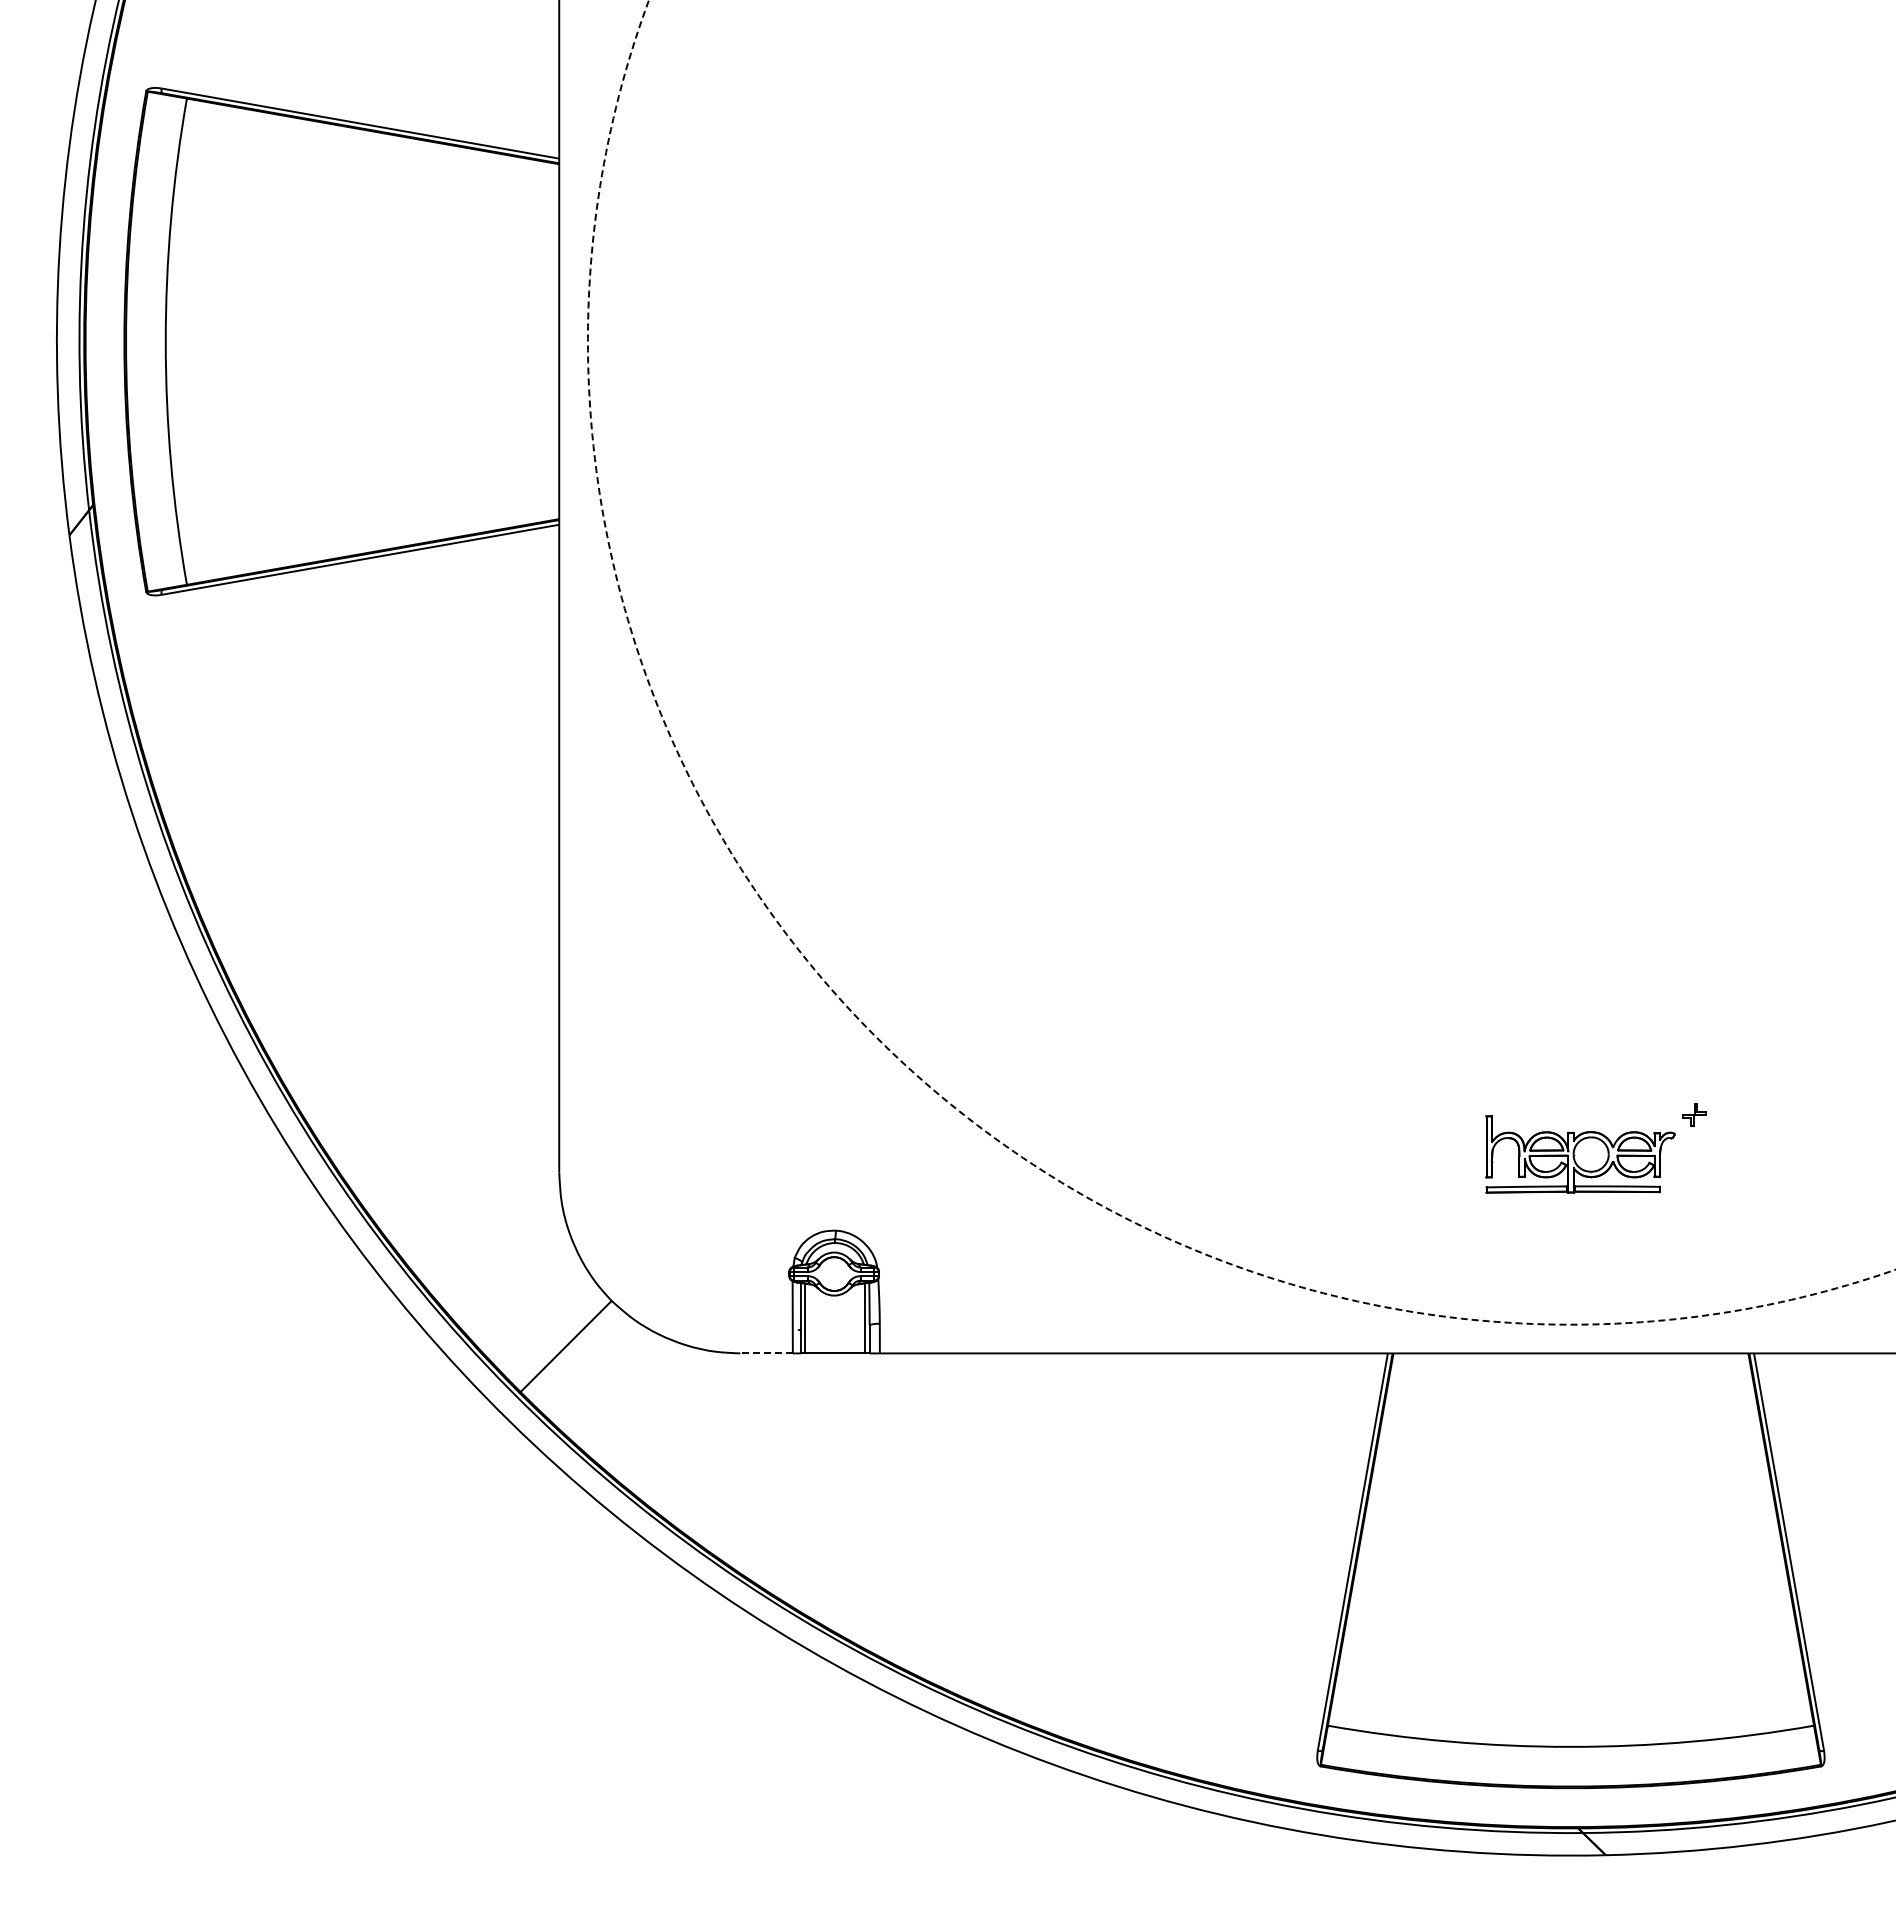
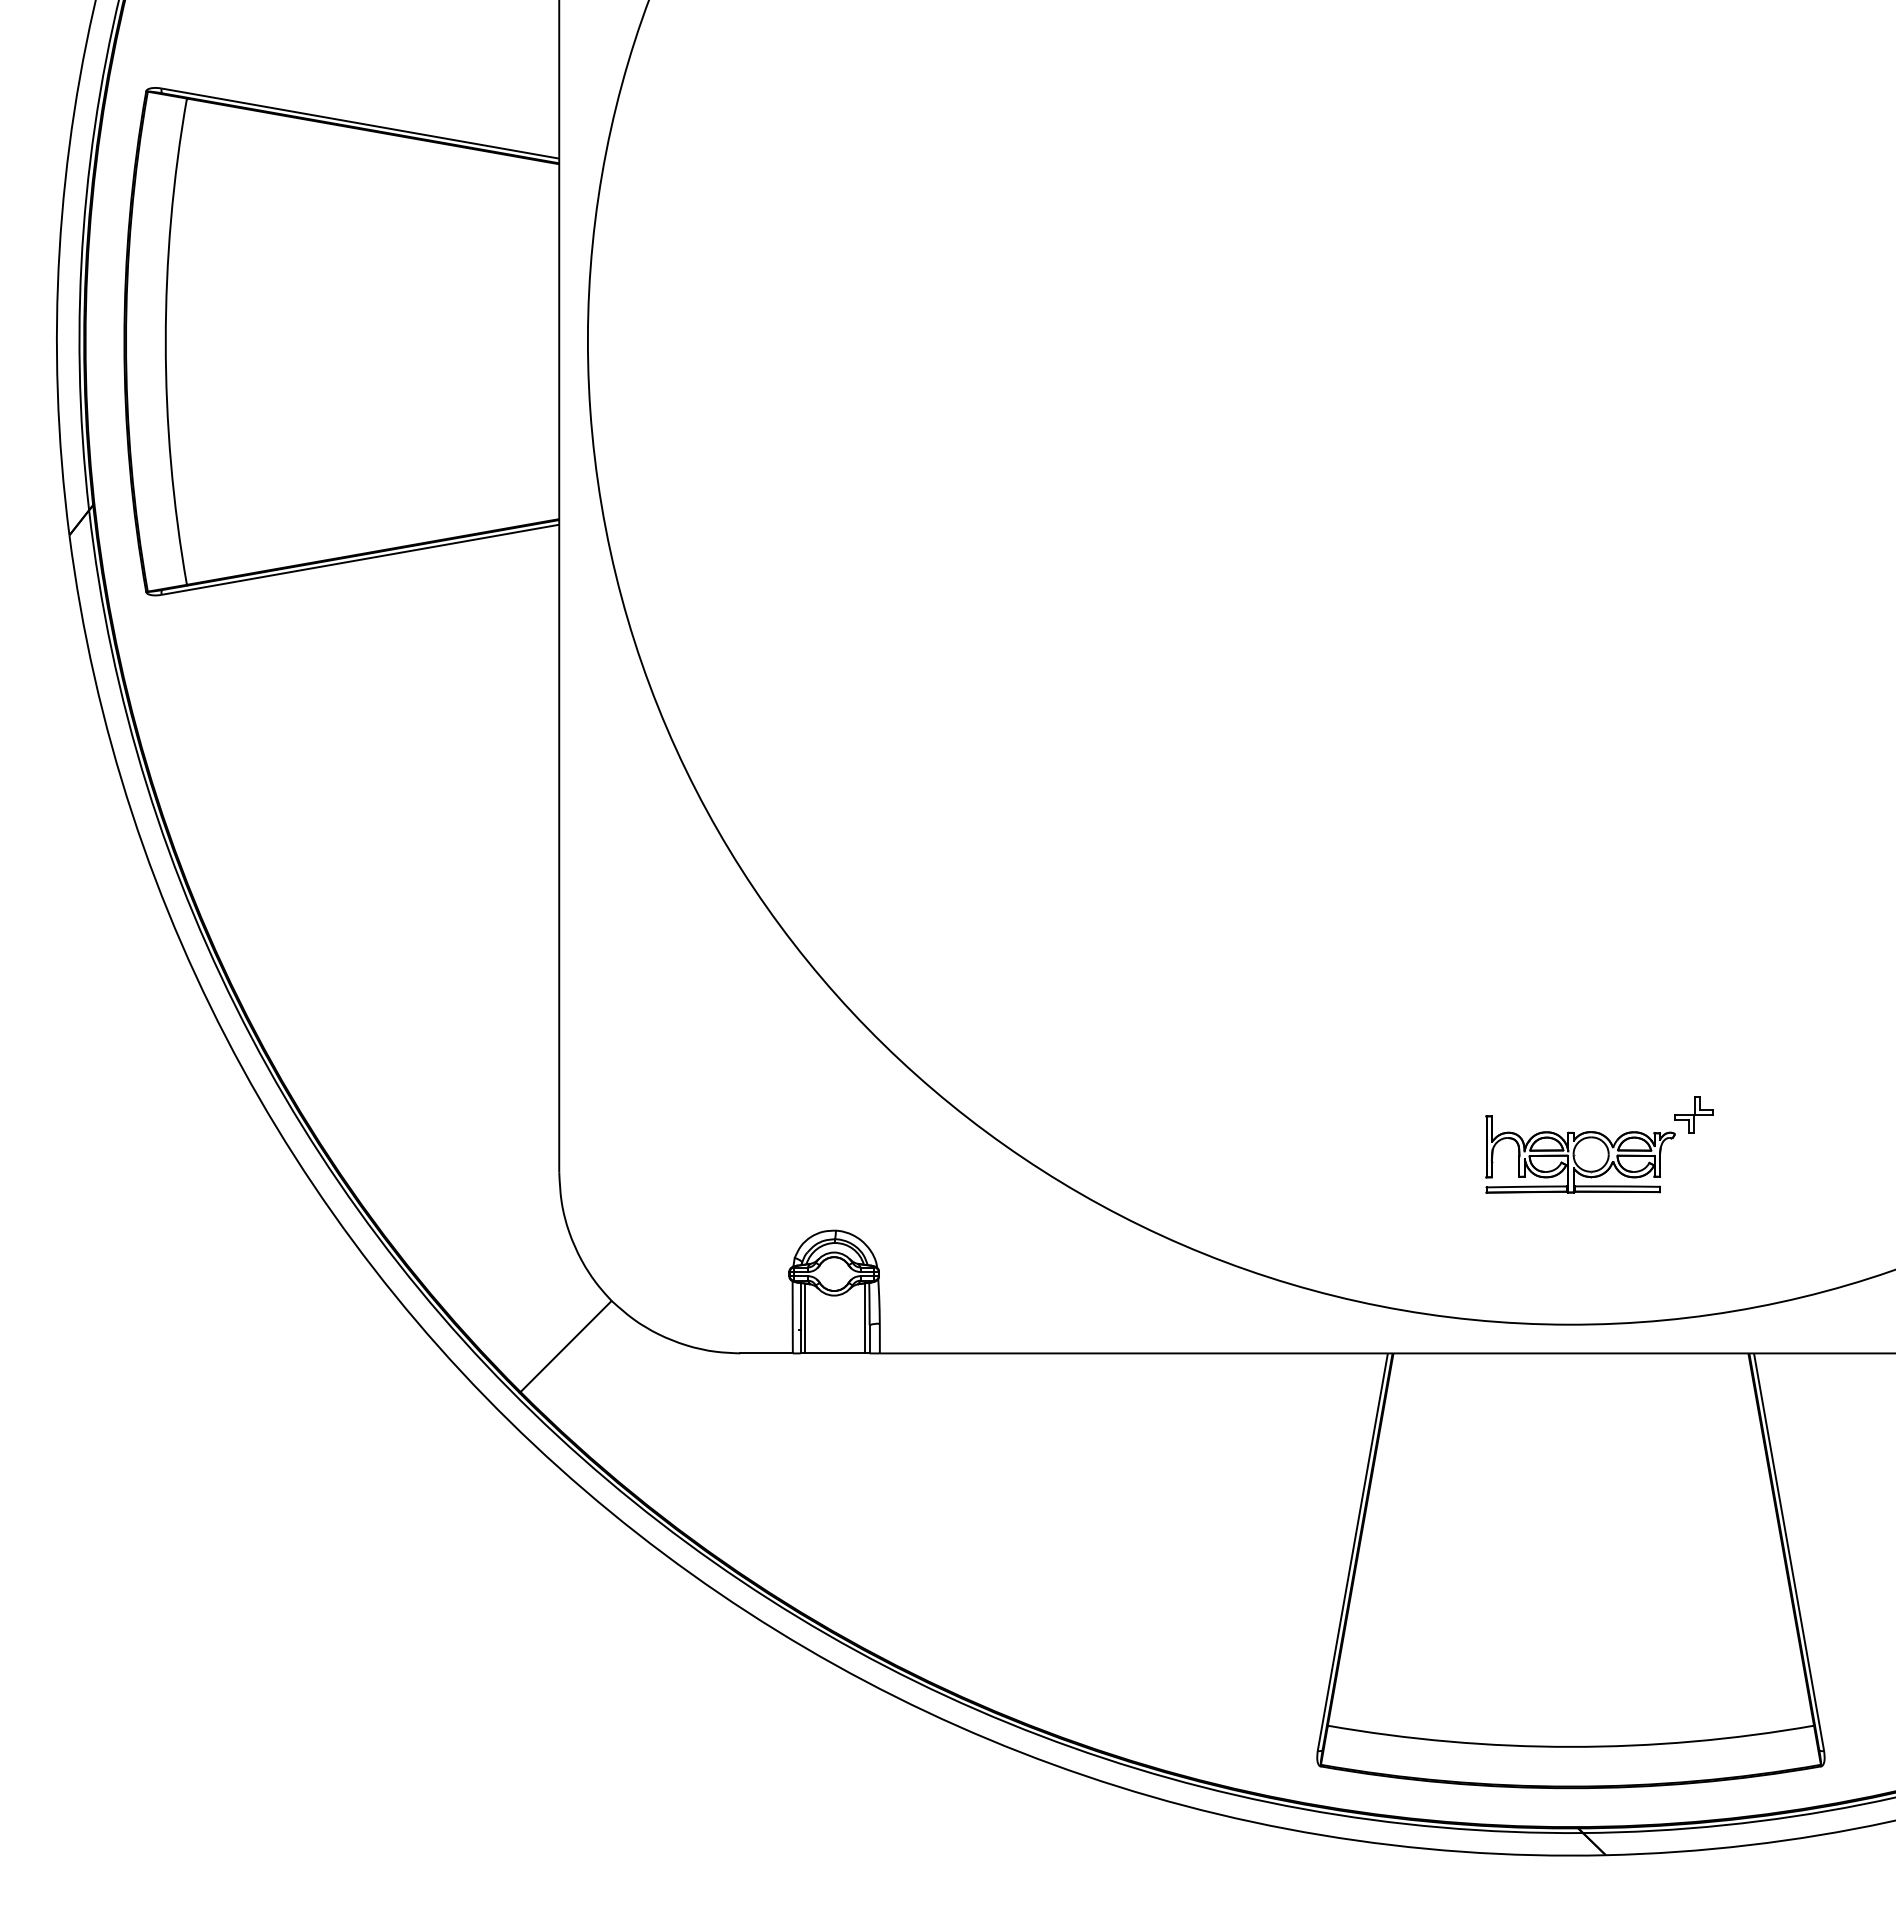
arc: dashed -> solid (870, 1031)
part size: 25x24 px -> 40x38 px (1693, 1114)
line: dashed -> solid (766, 1353)
